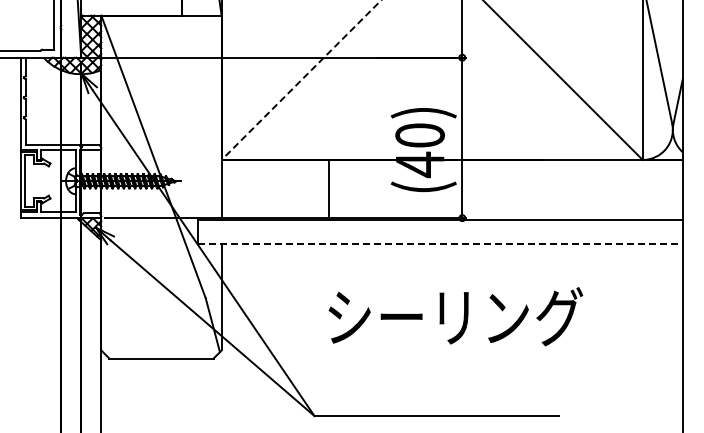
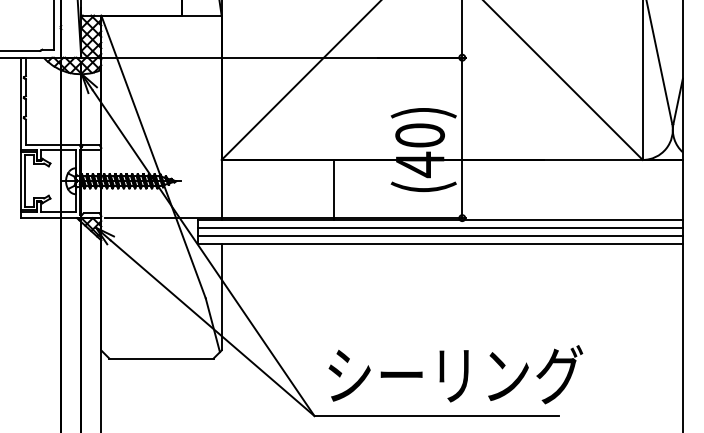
line: dashed -> solid (301, 80)
line position: (328, 189) -> (333, 189) (333, 189)
line: none -> present (439, 228)
line: none -> present (439, 236)
line: dashed -> solid (440, 244)
text position: (455, 316) -> (455, 374) (455, 374)
